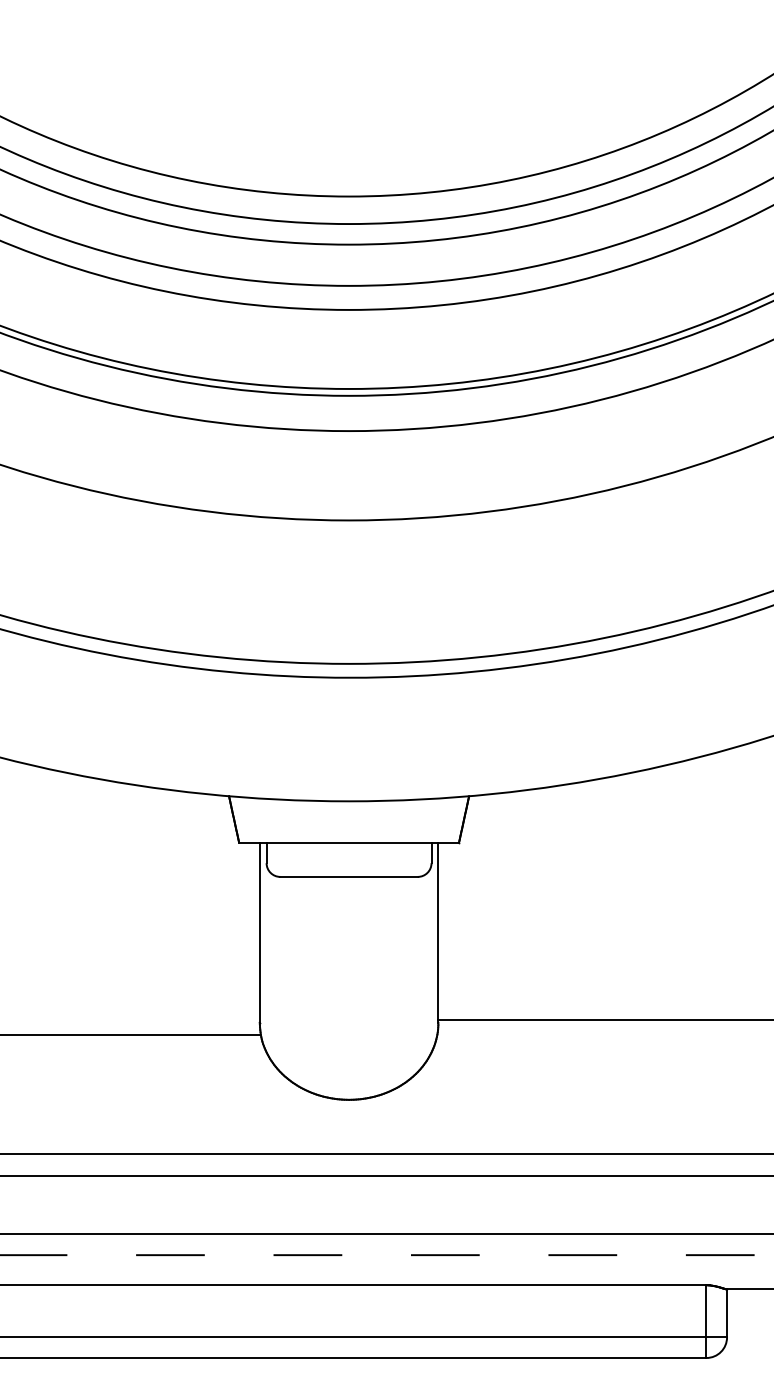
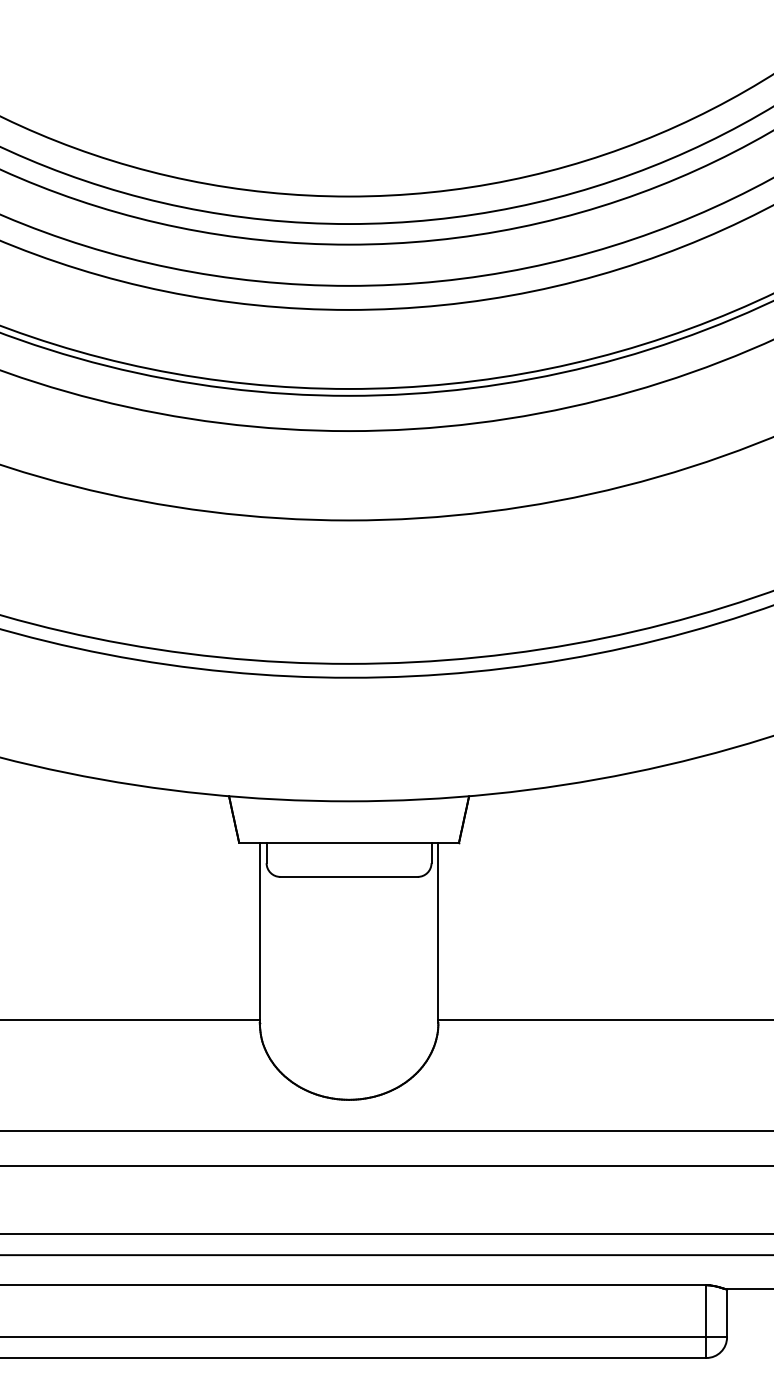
line position: (130, 1035) -> (130, 1020) (130, 1020)
line position: (386, 1154) -> (386, 1131) (386, 1131)
line position: (386, 1175) -> (386, 1165) (386, 1165)
line: dashed -> solid (386, 1255)
